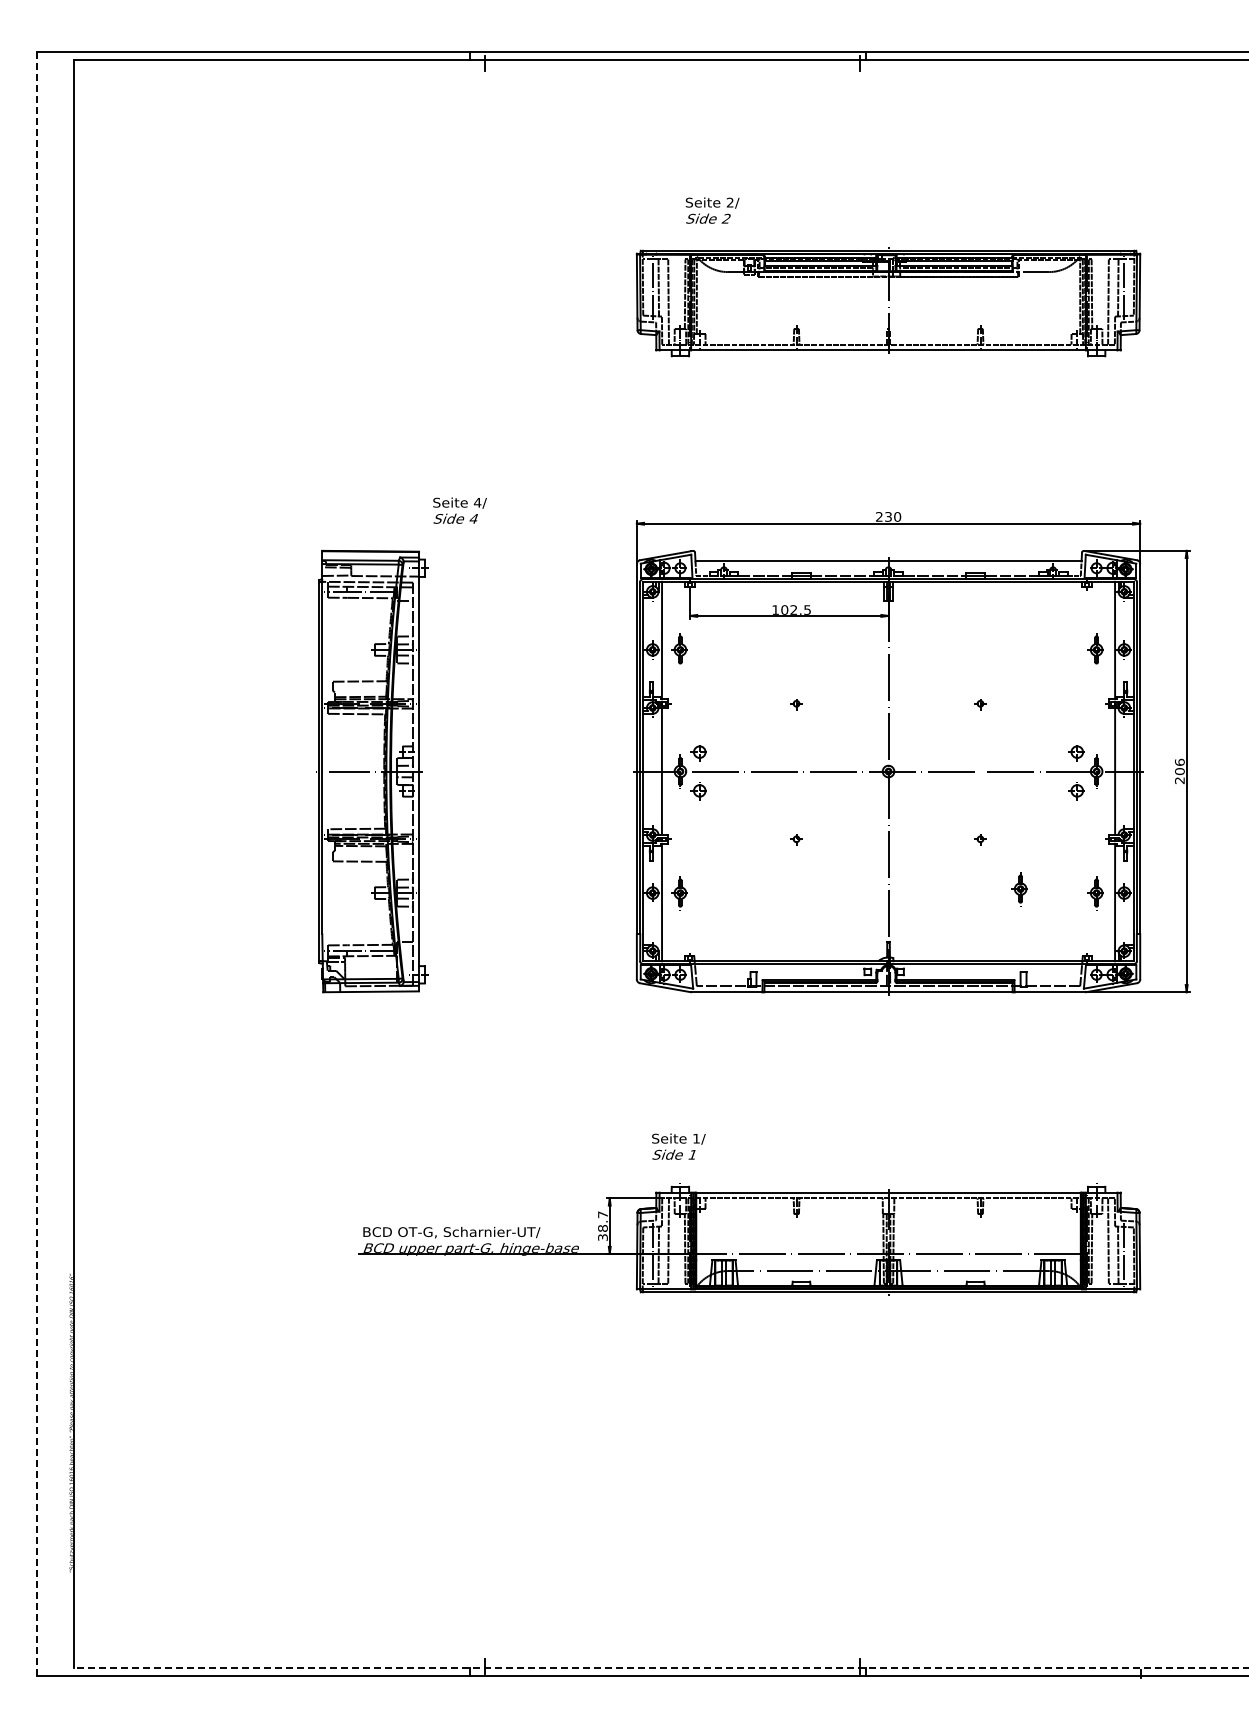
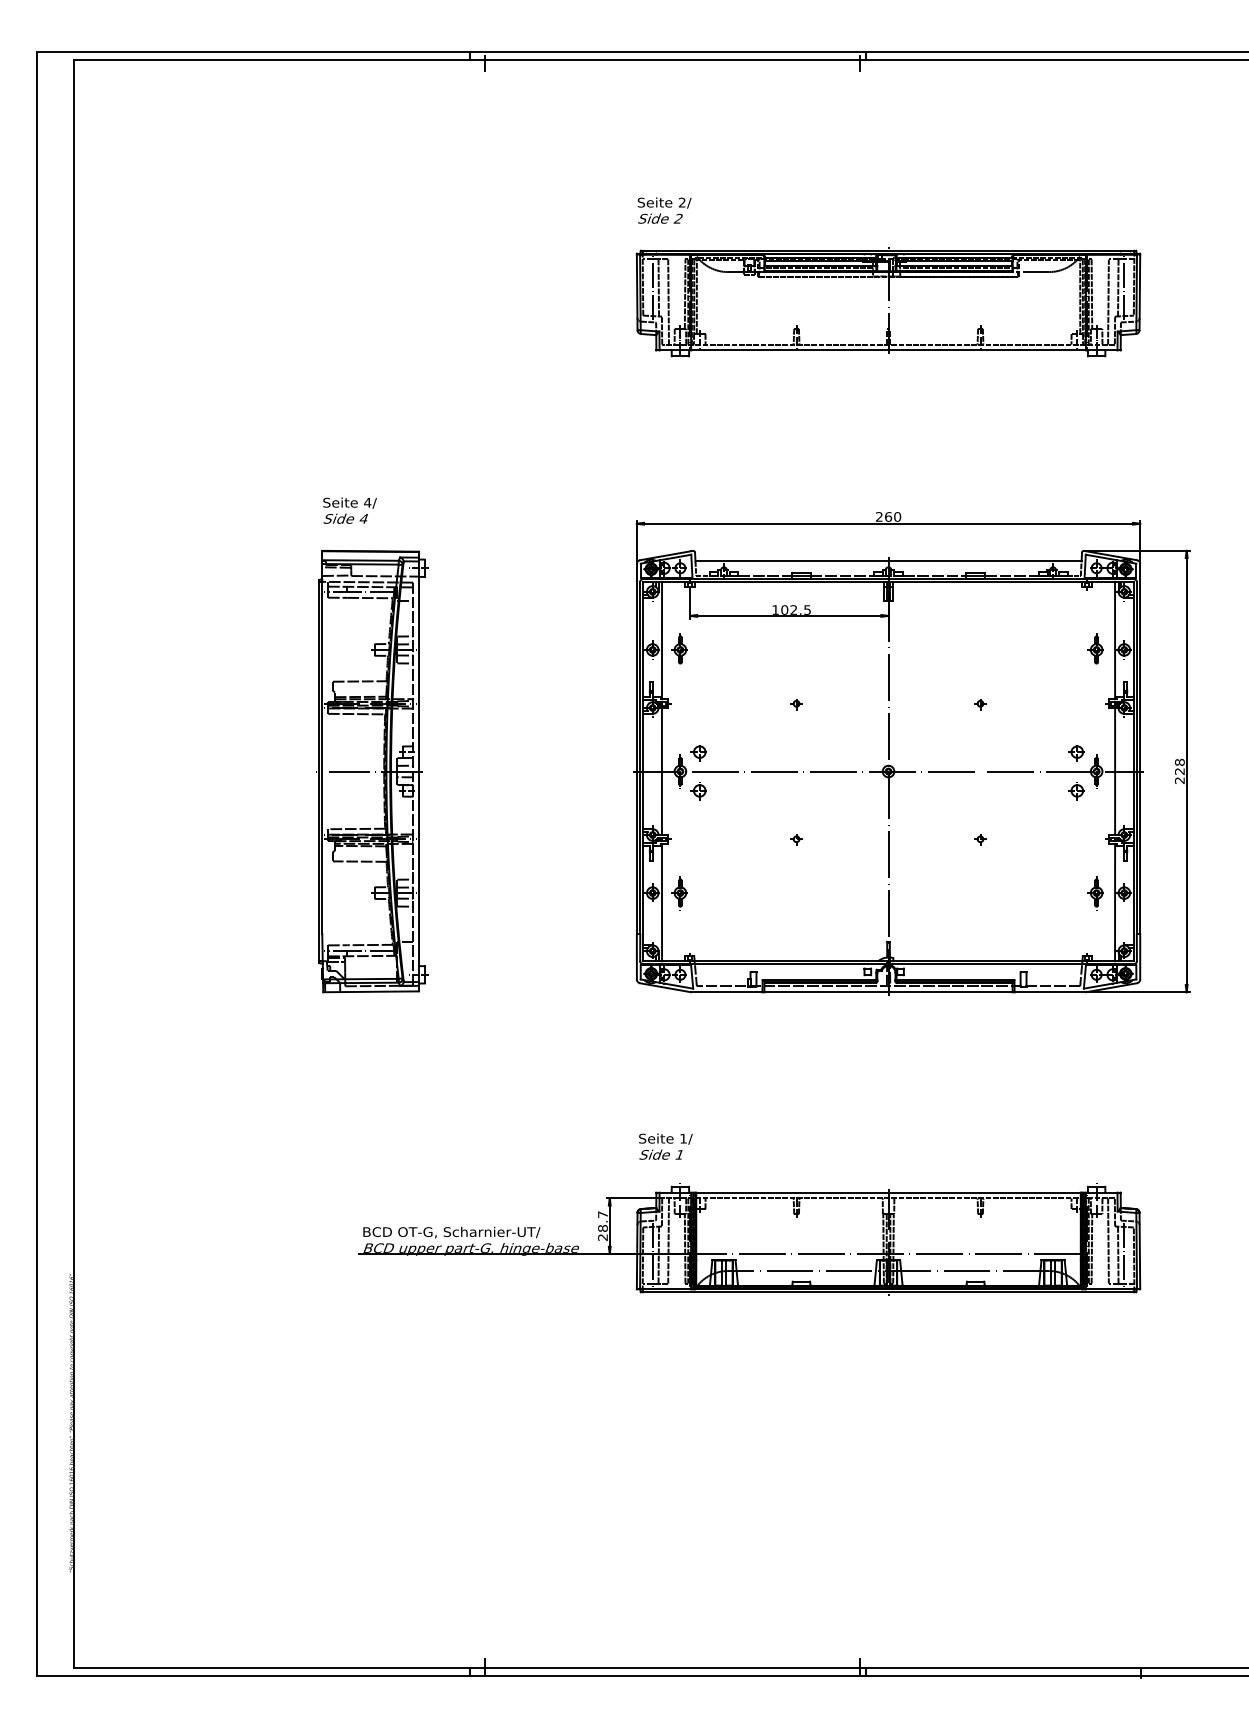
text position: (712, 210) -> (664, 210) (664, 210)
text position: (459, 510) -> (349, 510) (349, 510)
text: 230 -> 260 (888, 516)
text: 206 -> 228 (1179, 766)
line: dashed -> solid (37, 863)
part: present -> none (1019, 889)
text position: (678, 1146) -> (665, 1146) (665, 1146)
text: 38.7 -> 28.7 (602, 1237)
line: dashed -> solid (660, 1668)
